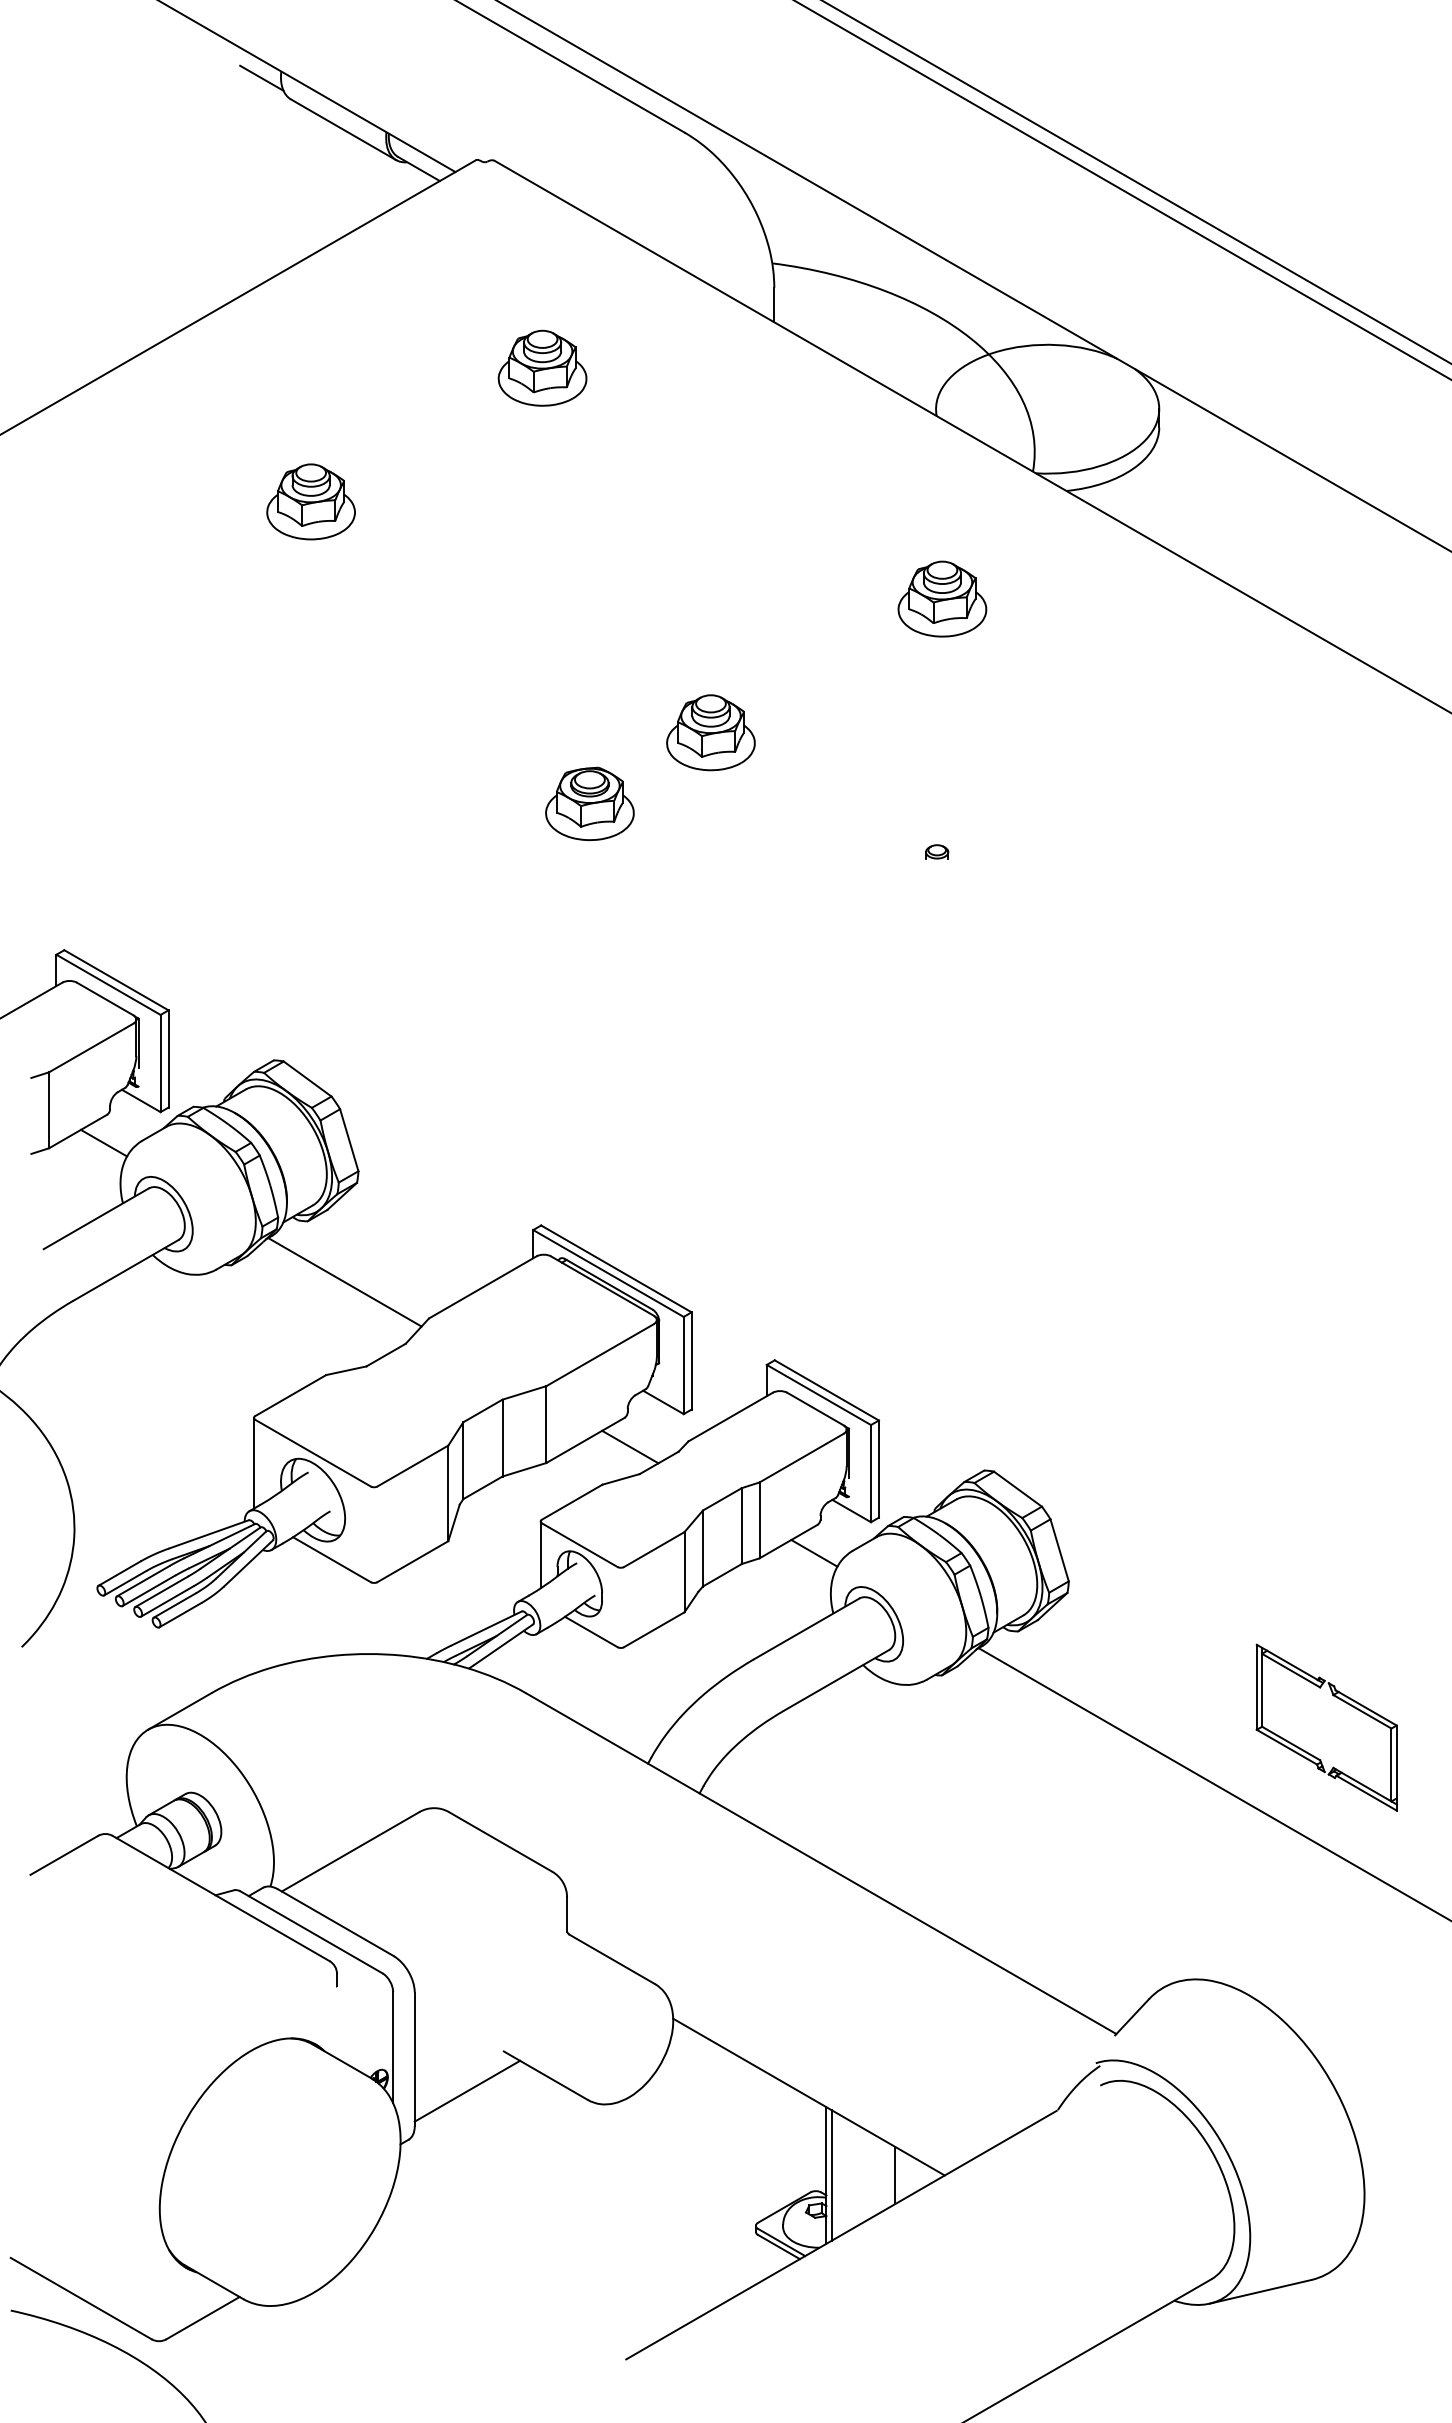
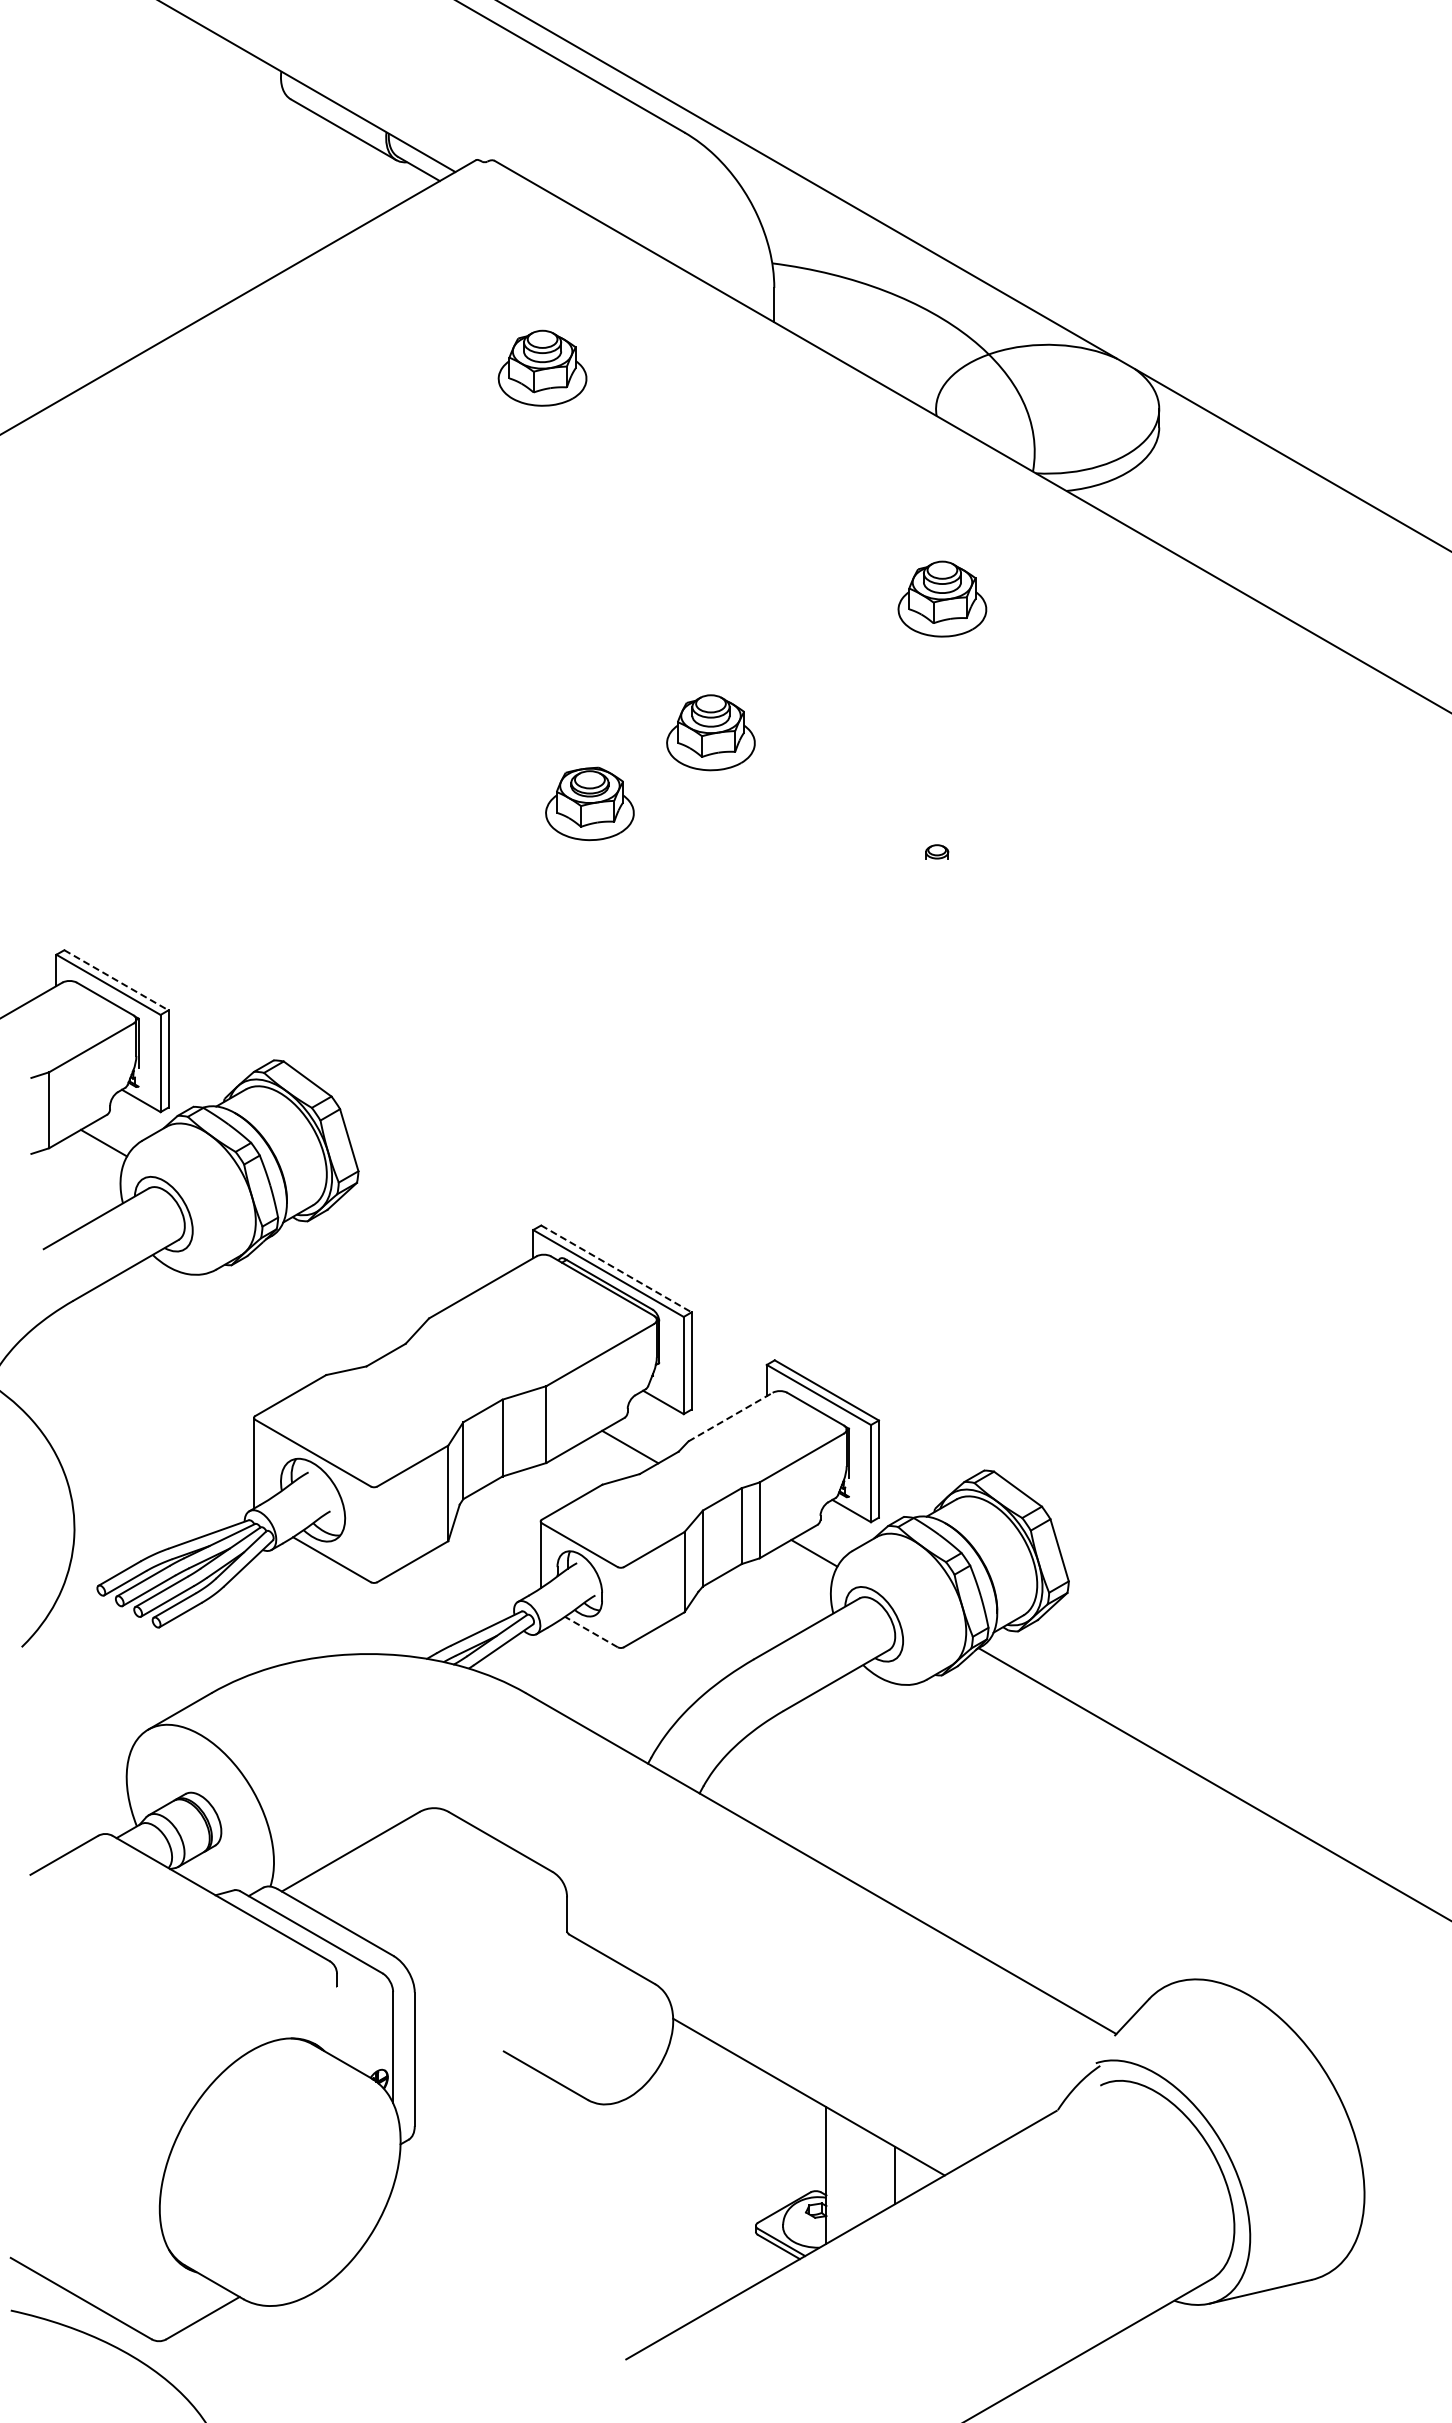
line: present -> none (261, 77)
line: present -> none (1136, 182)
line: present -> none (1122, 190)
part: present -> none (310, 501)
line: solid -> dashed (116, 980)
line: solid -> dashed (616, 1268)
line: present -> none (344, 1282)
line: solid -> dashed (730, 1417)
line: solid -> dashed (590, 1631)
part: present -> none (1340, 1700)
line: present -> none (467, 2090)
line: present -> none (831, 2175)
